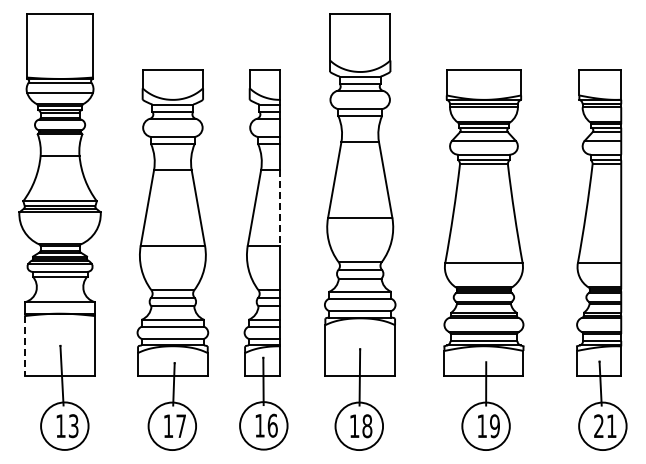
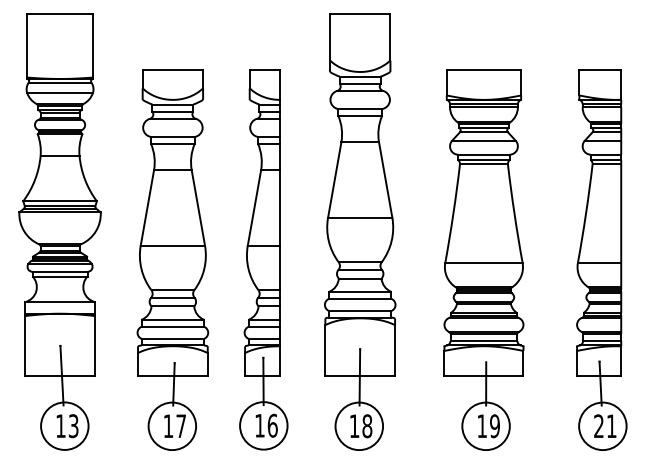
line: dashed -> solid (279, 207)
line: dashed -> solid (25, 346)
